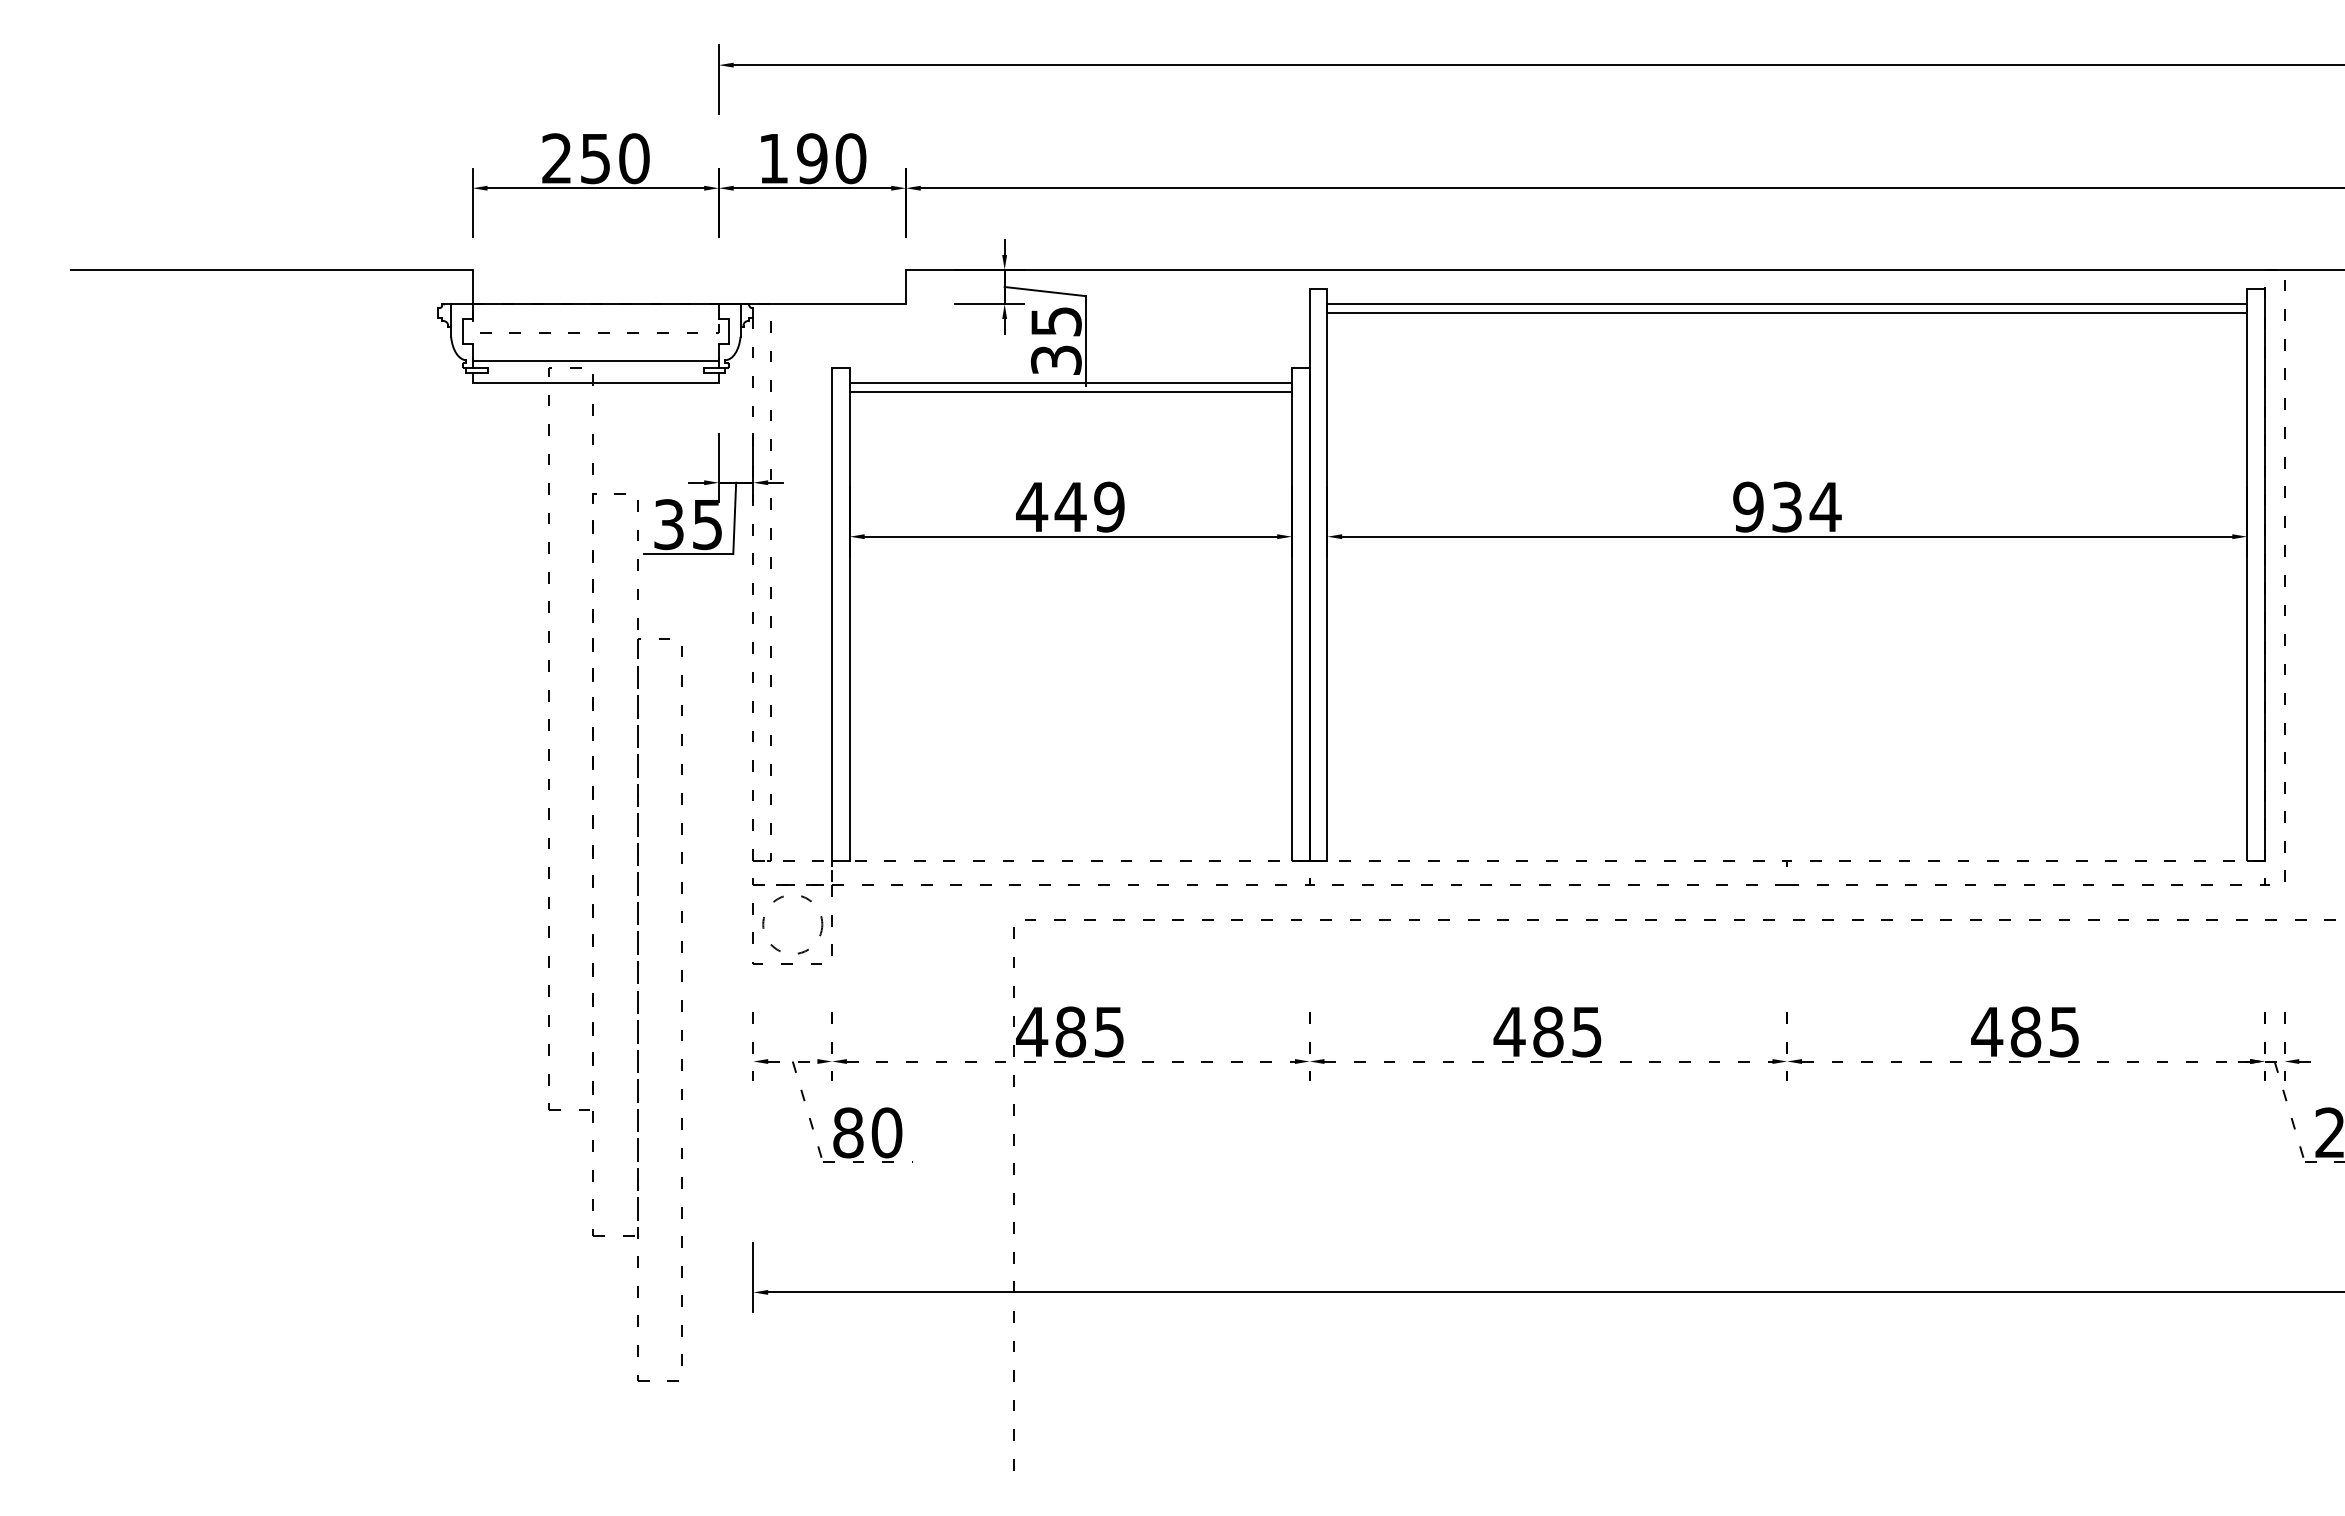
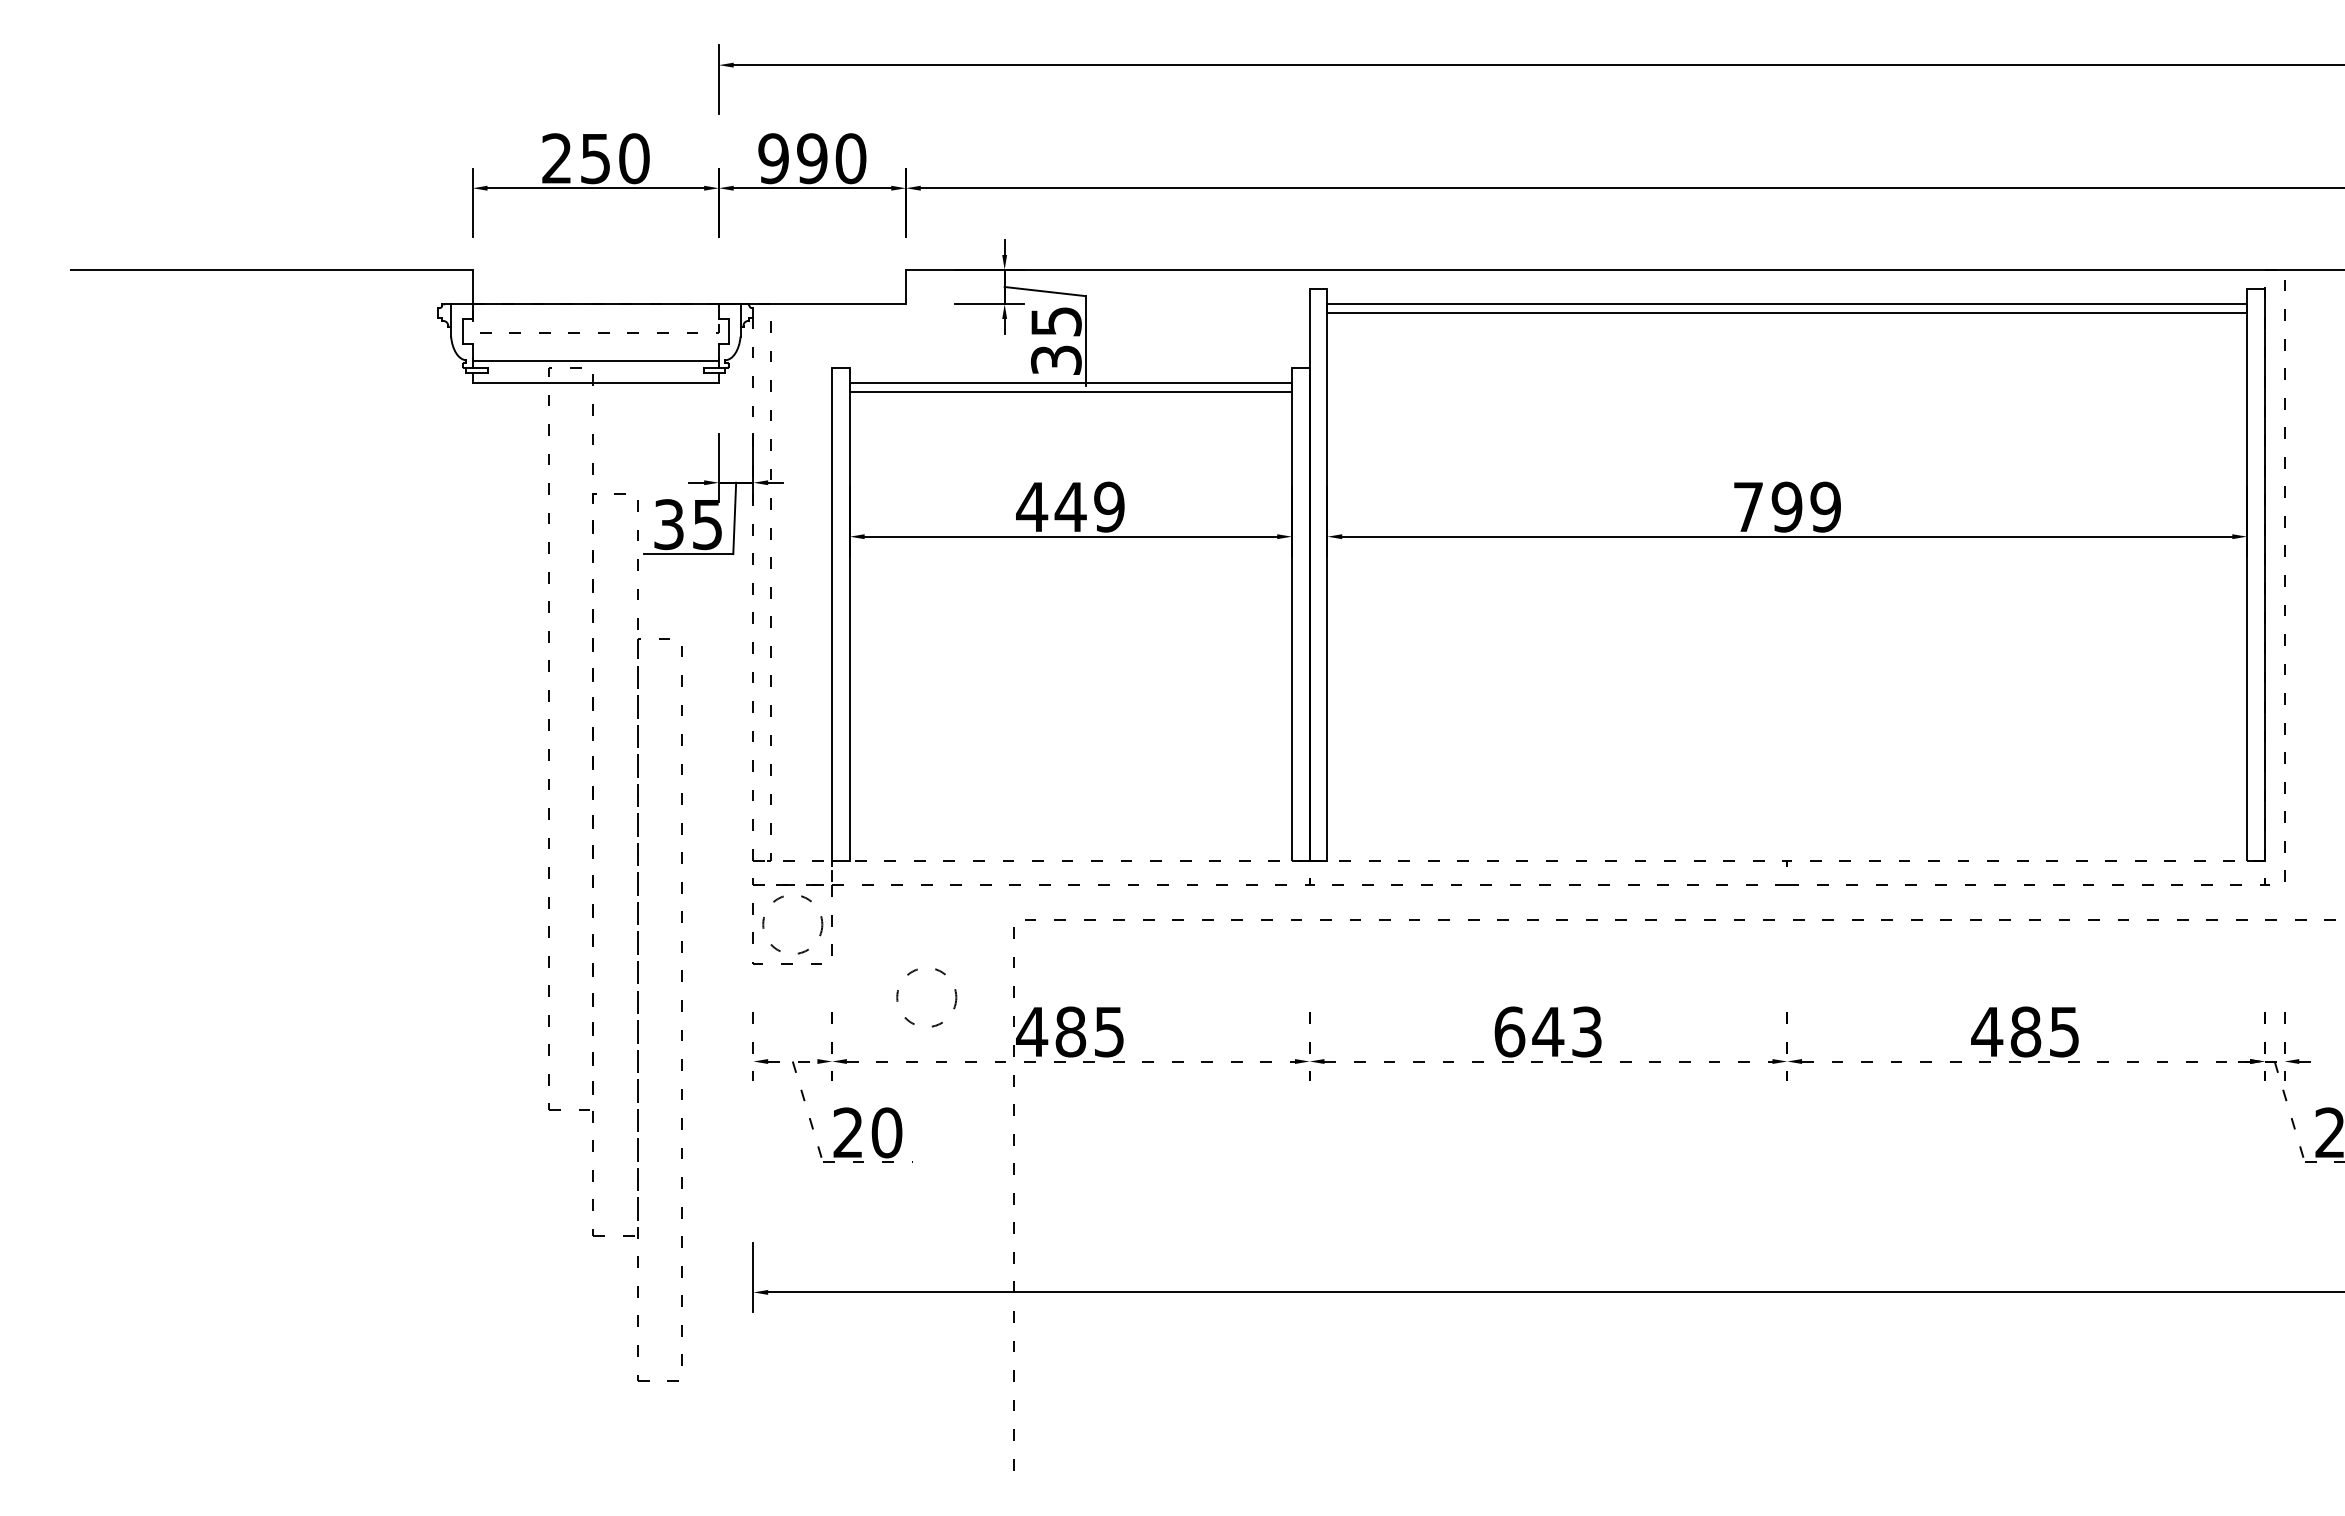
text: 190 -> 990 (773, 158)
text: 934 -> 799 (1787, 506)
circle: none -> present (926, 997)
text: 485 -> 643 (1547, 1031)
text: 80 -> 20 (848, 1132)
